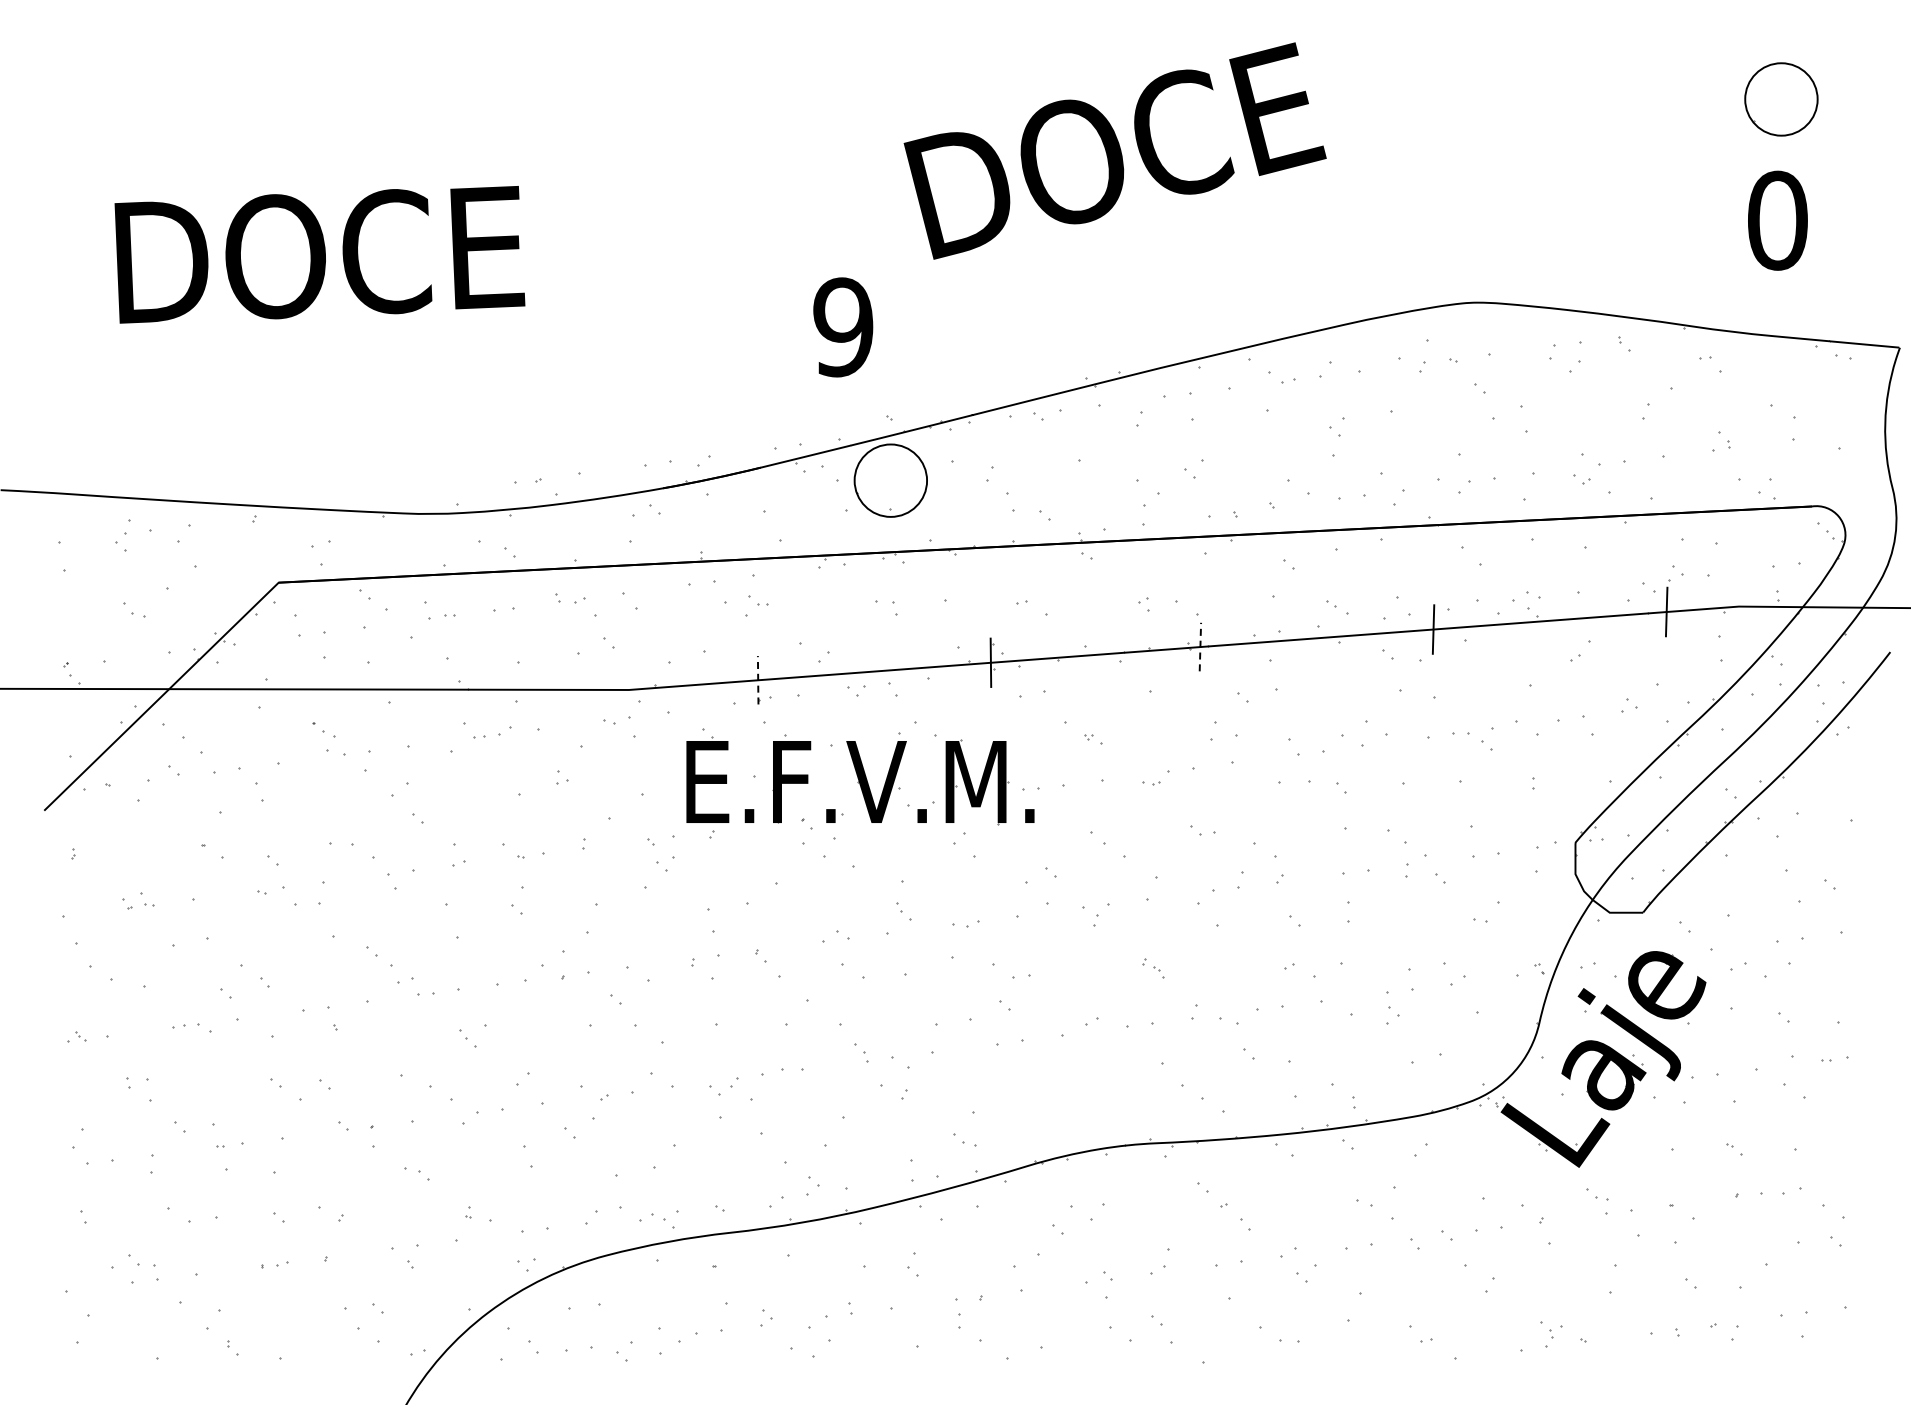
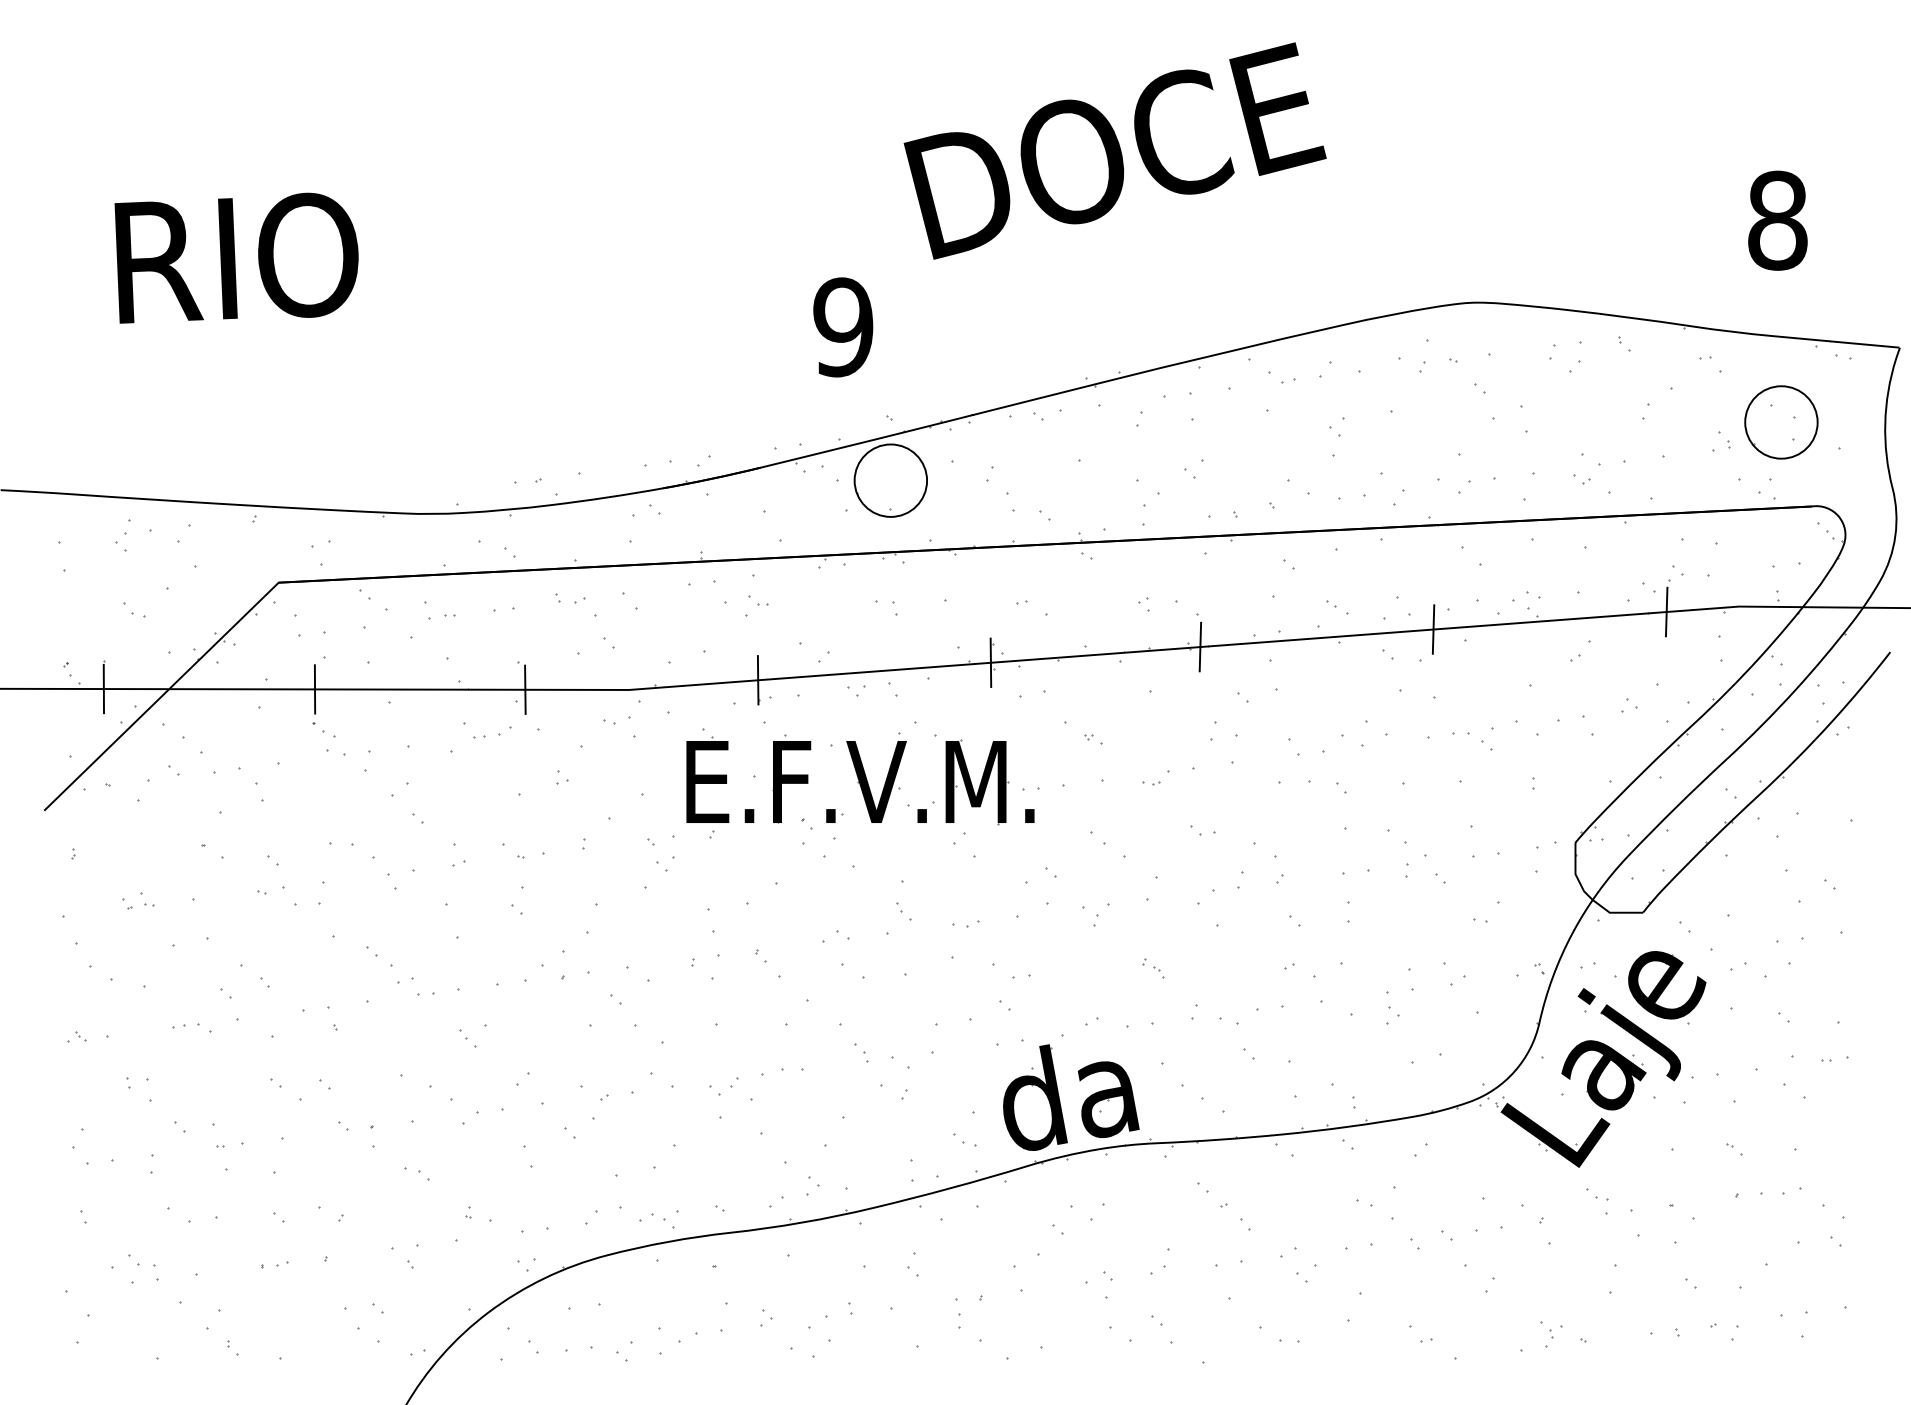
part position: (1781, 99) -> (1781, 422) (1781, 422)
text: 0 -> 8 (1777, 220)
text: DOCE -> RIO (328, 254)
line: dashed -> solid (1200, 646)
line: dashed -> solid (758, 679)
line: none -> present (103, 688)
line: none -> present (314, 689)
line: none -> present (525, 689)
part: none -> present (1060, 1100)
